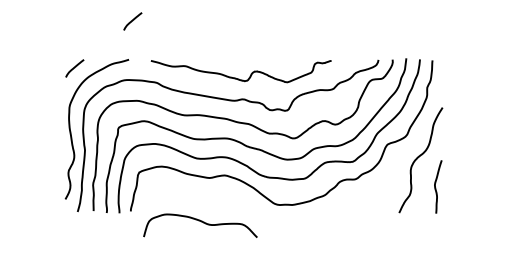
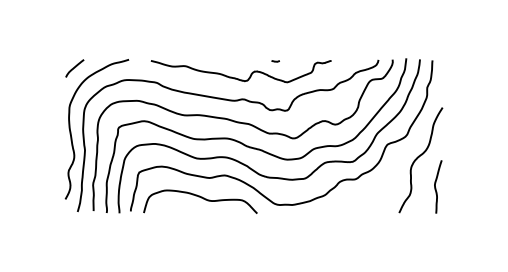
line: present -> none (132, 21)
curve: none -> present (275, 61)
curve position: (201, 222) -> (201, 198) (201, 198)
